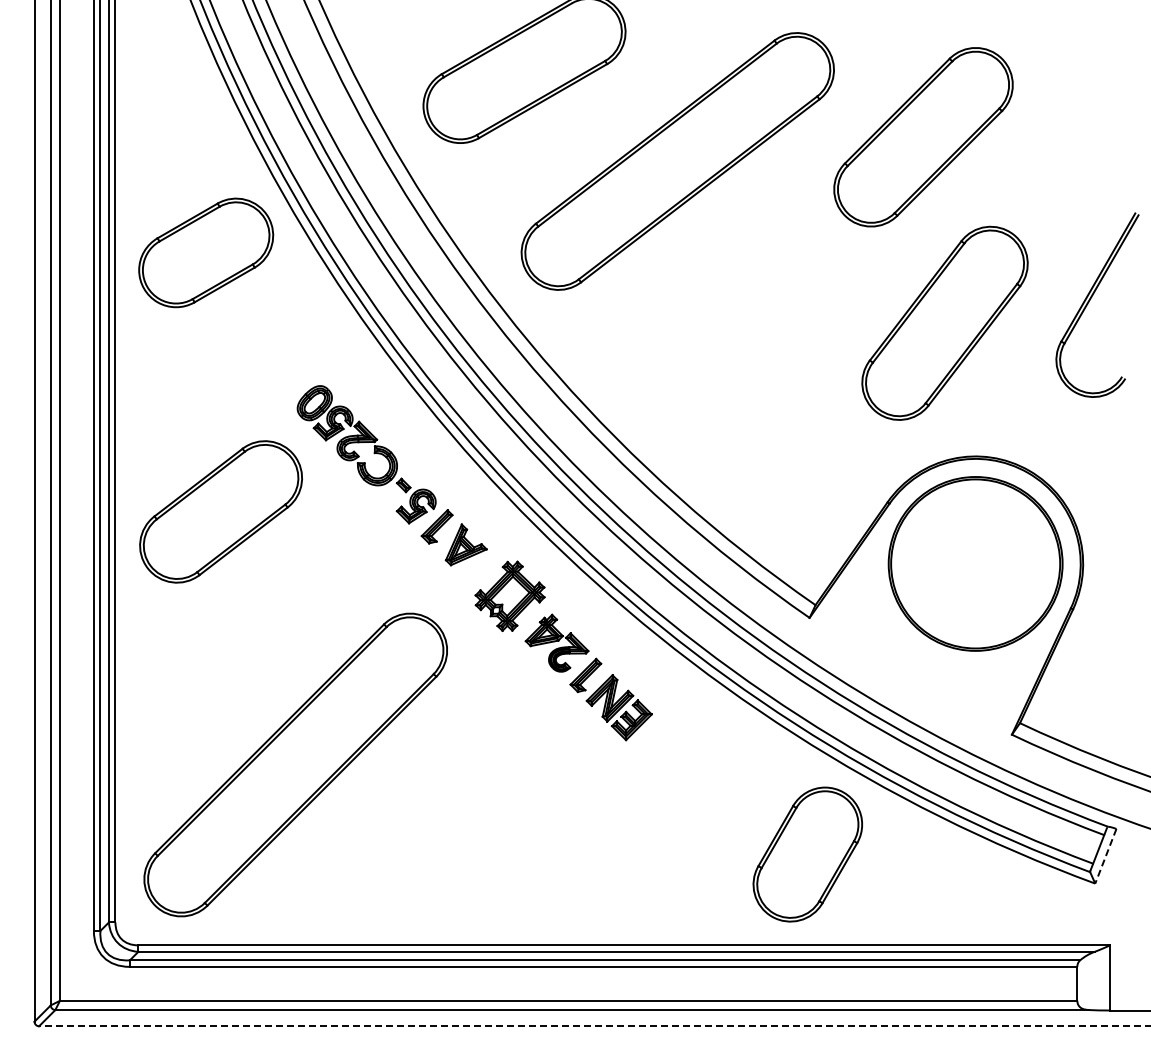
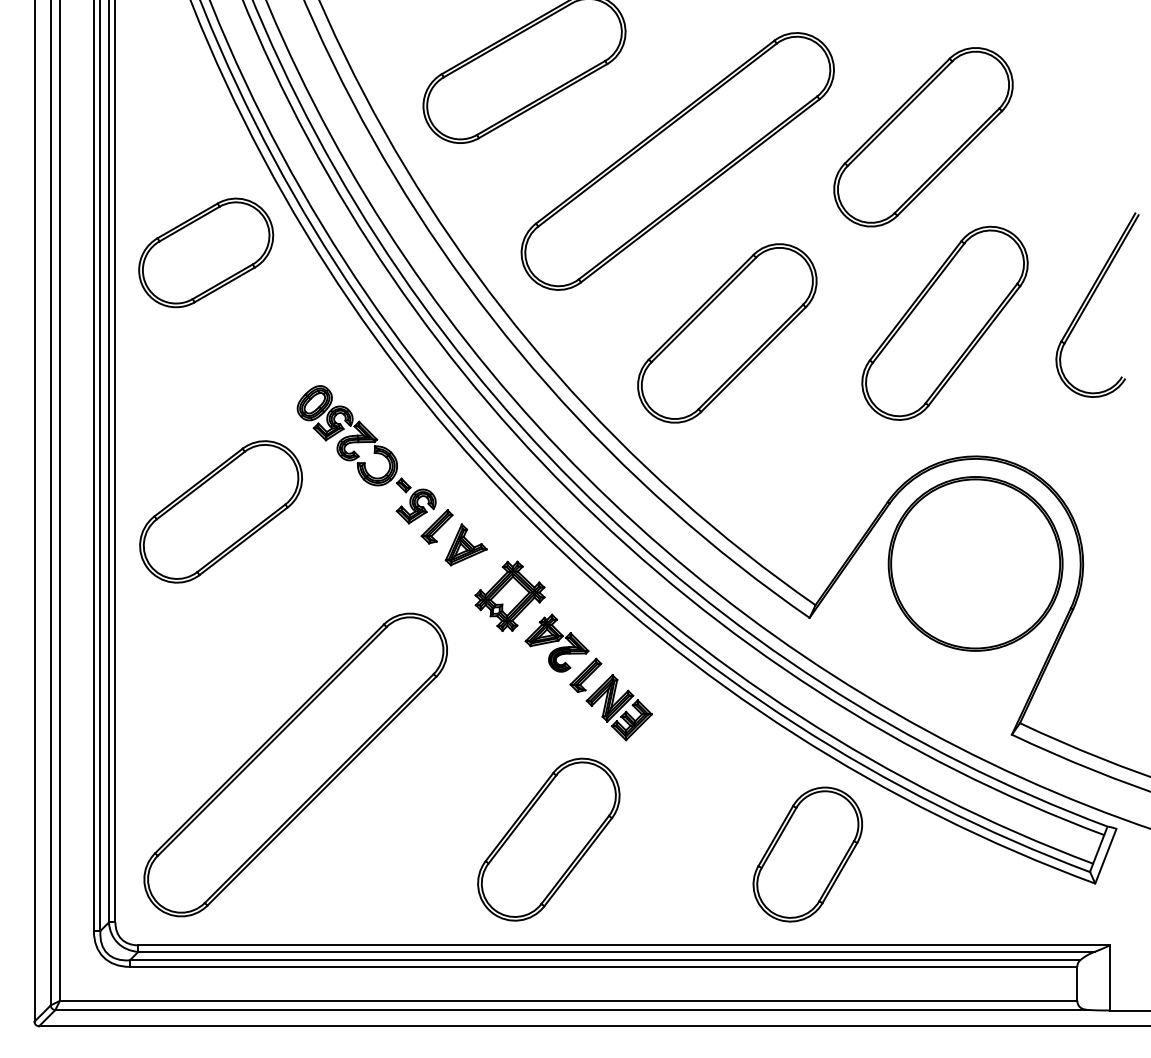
part: none -> present (727, 333)
part: none -> present (548, 839)
line: dashed -> solid (1105, 856)
line: dashed -> solid (594, 1026)
